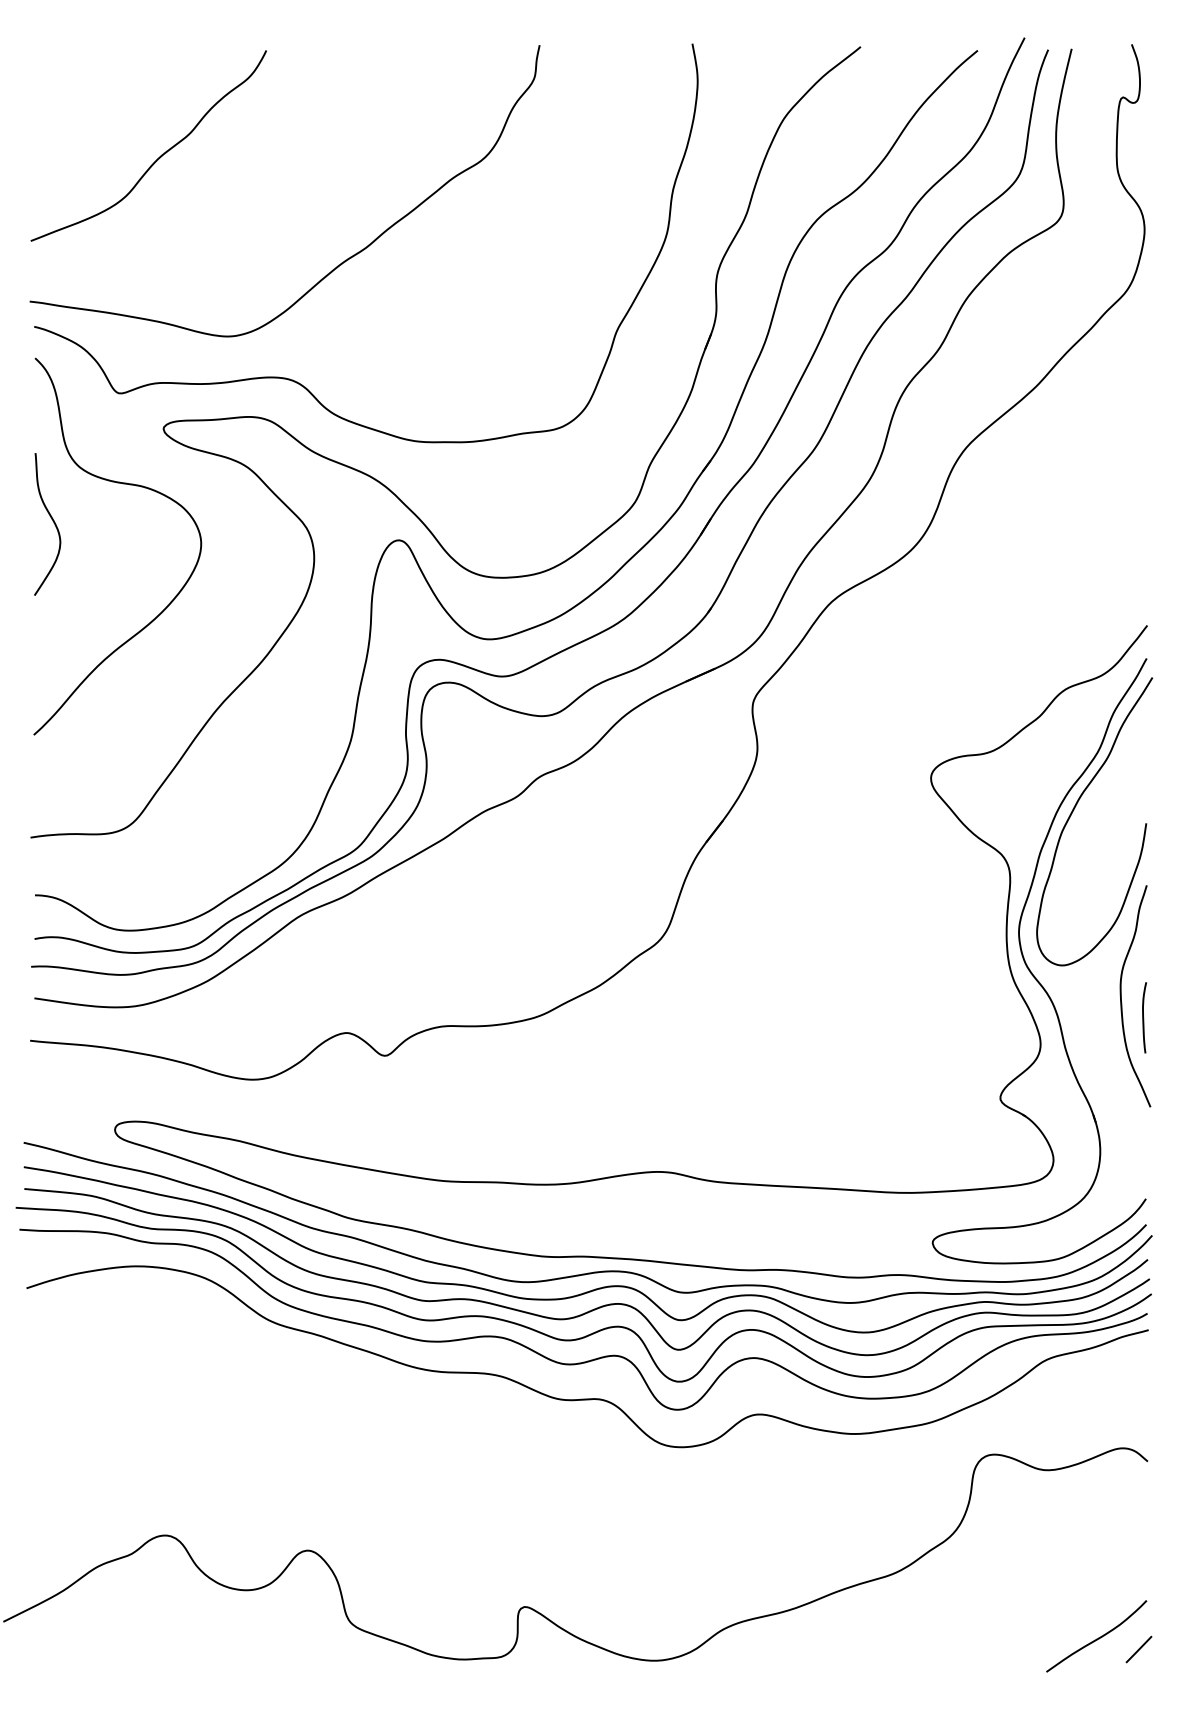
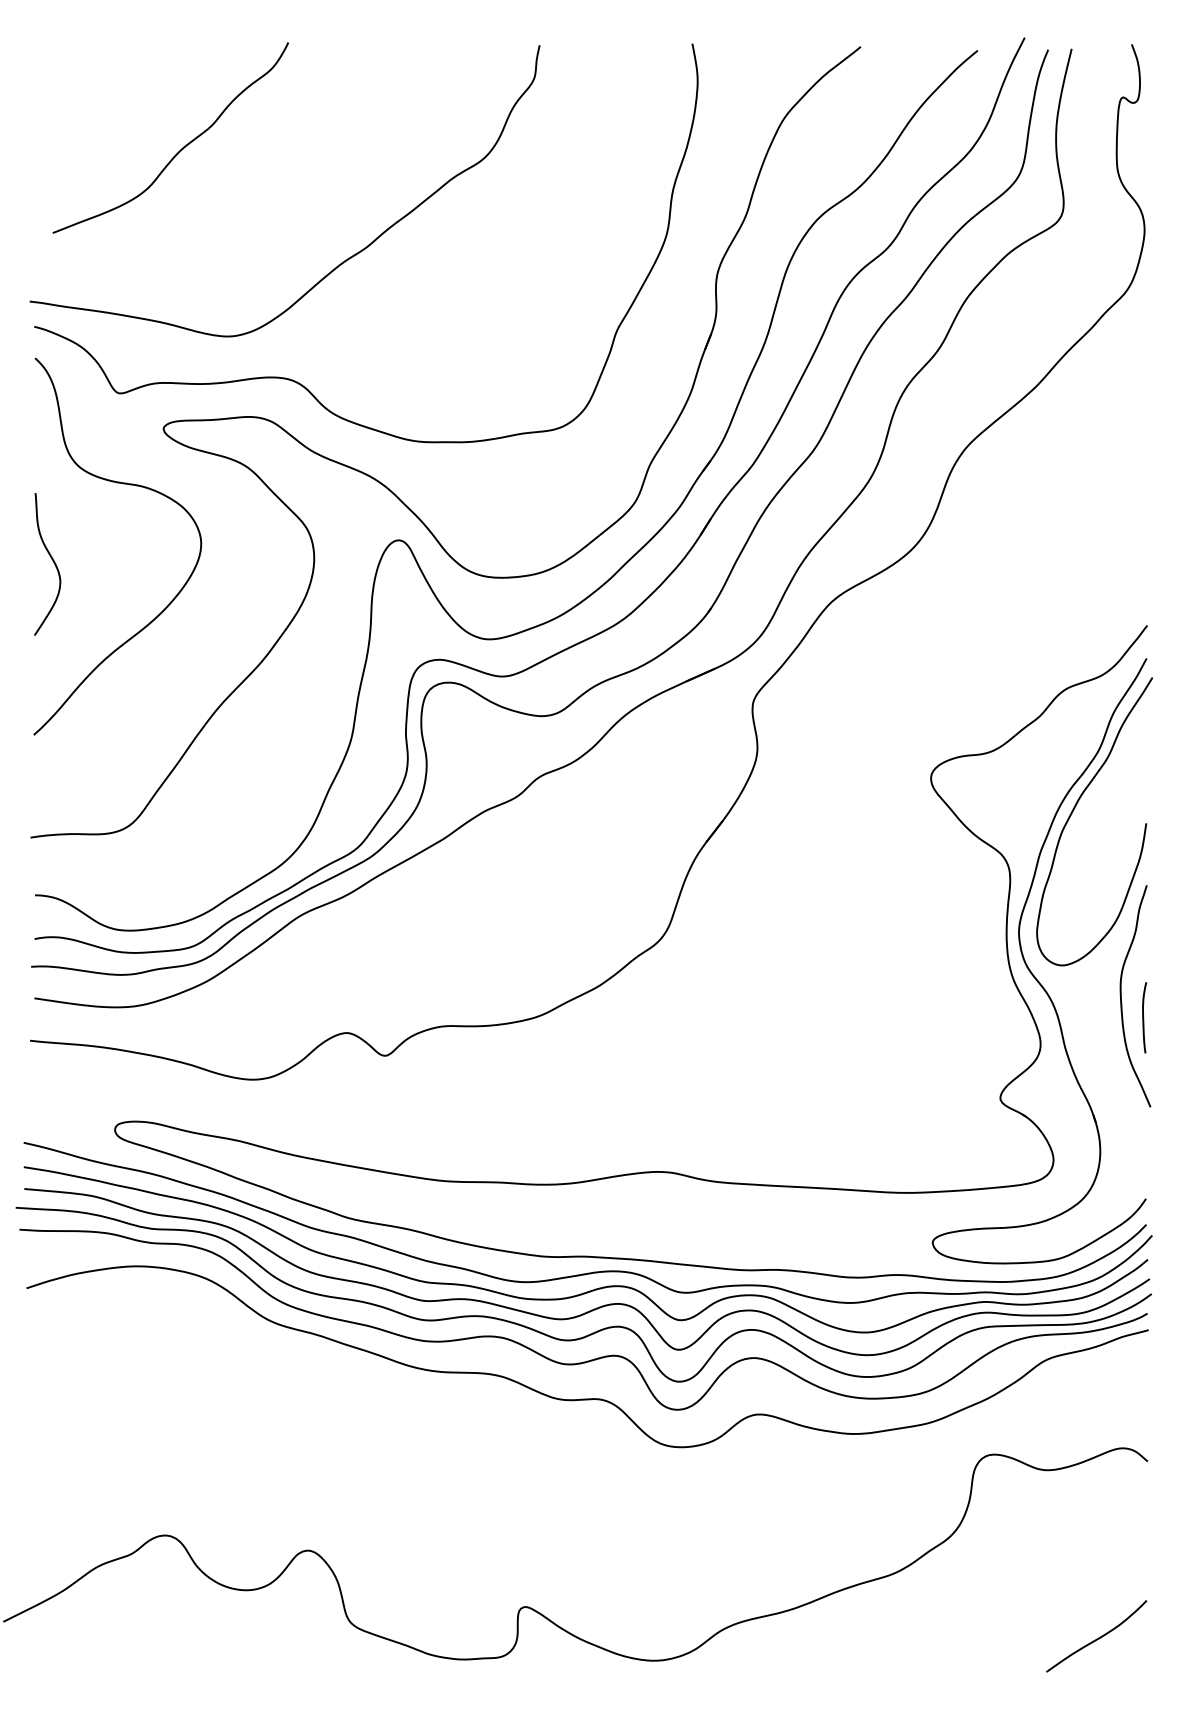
curve position: (159, 156) -> (181, 148) (181, 148)
curve position: (52, 521) -> (52, 561) (52, 561)
line: present -> none (1138, 1649)
